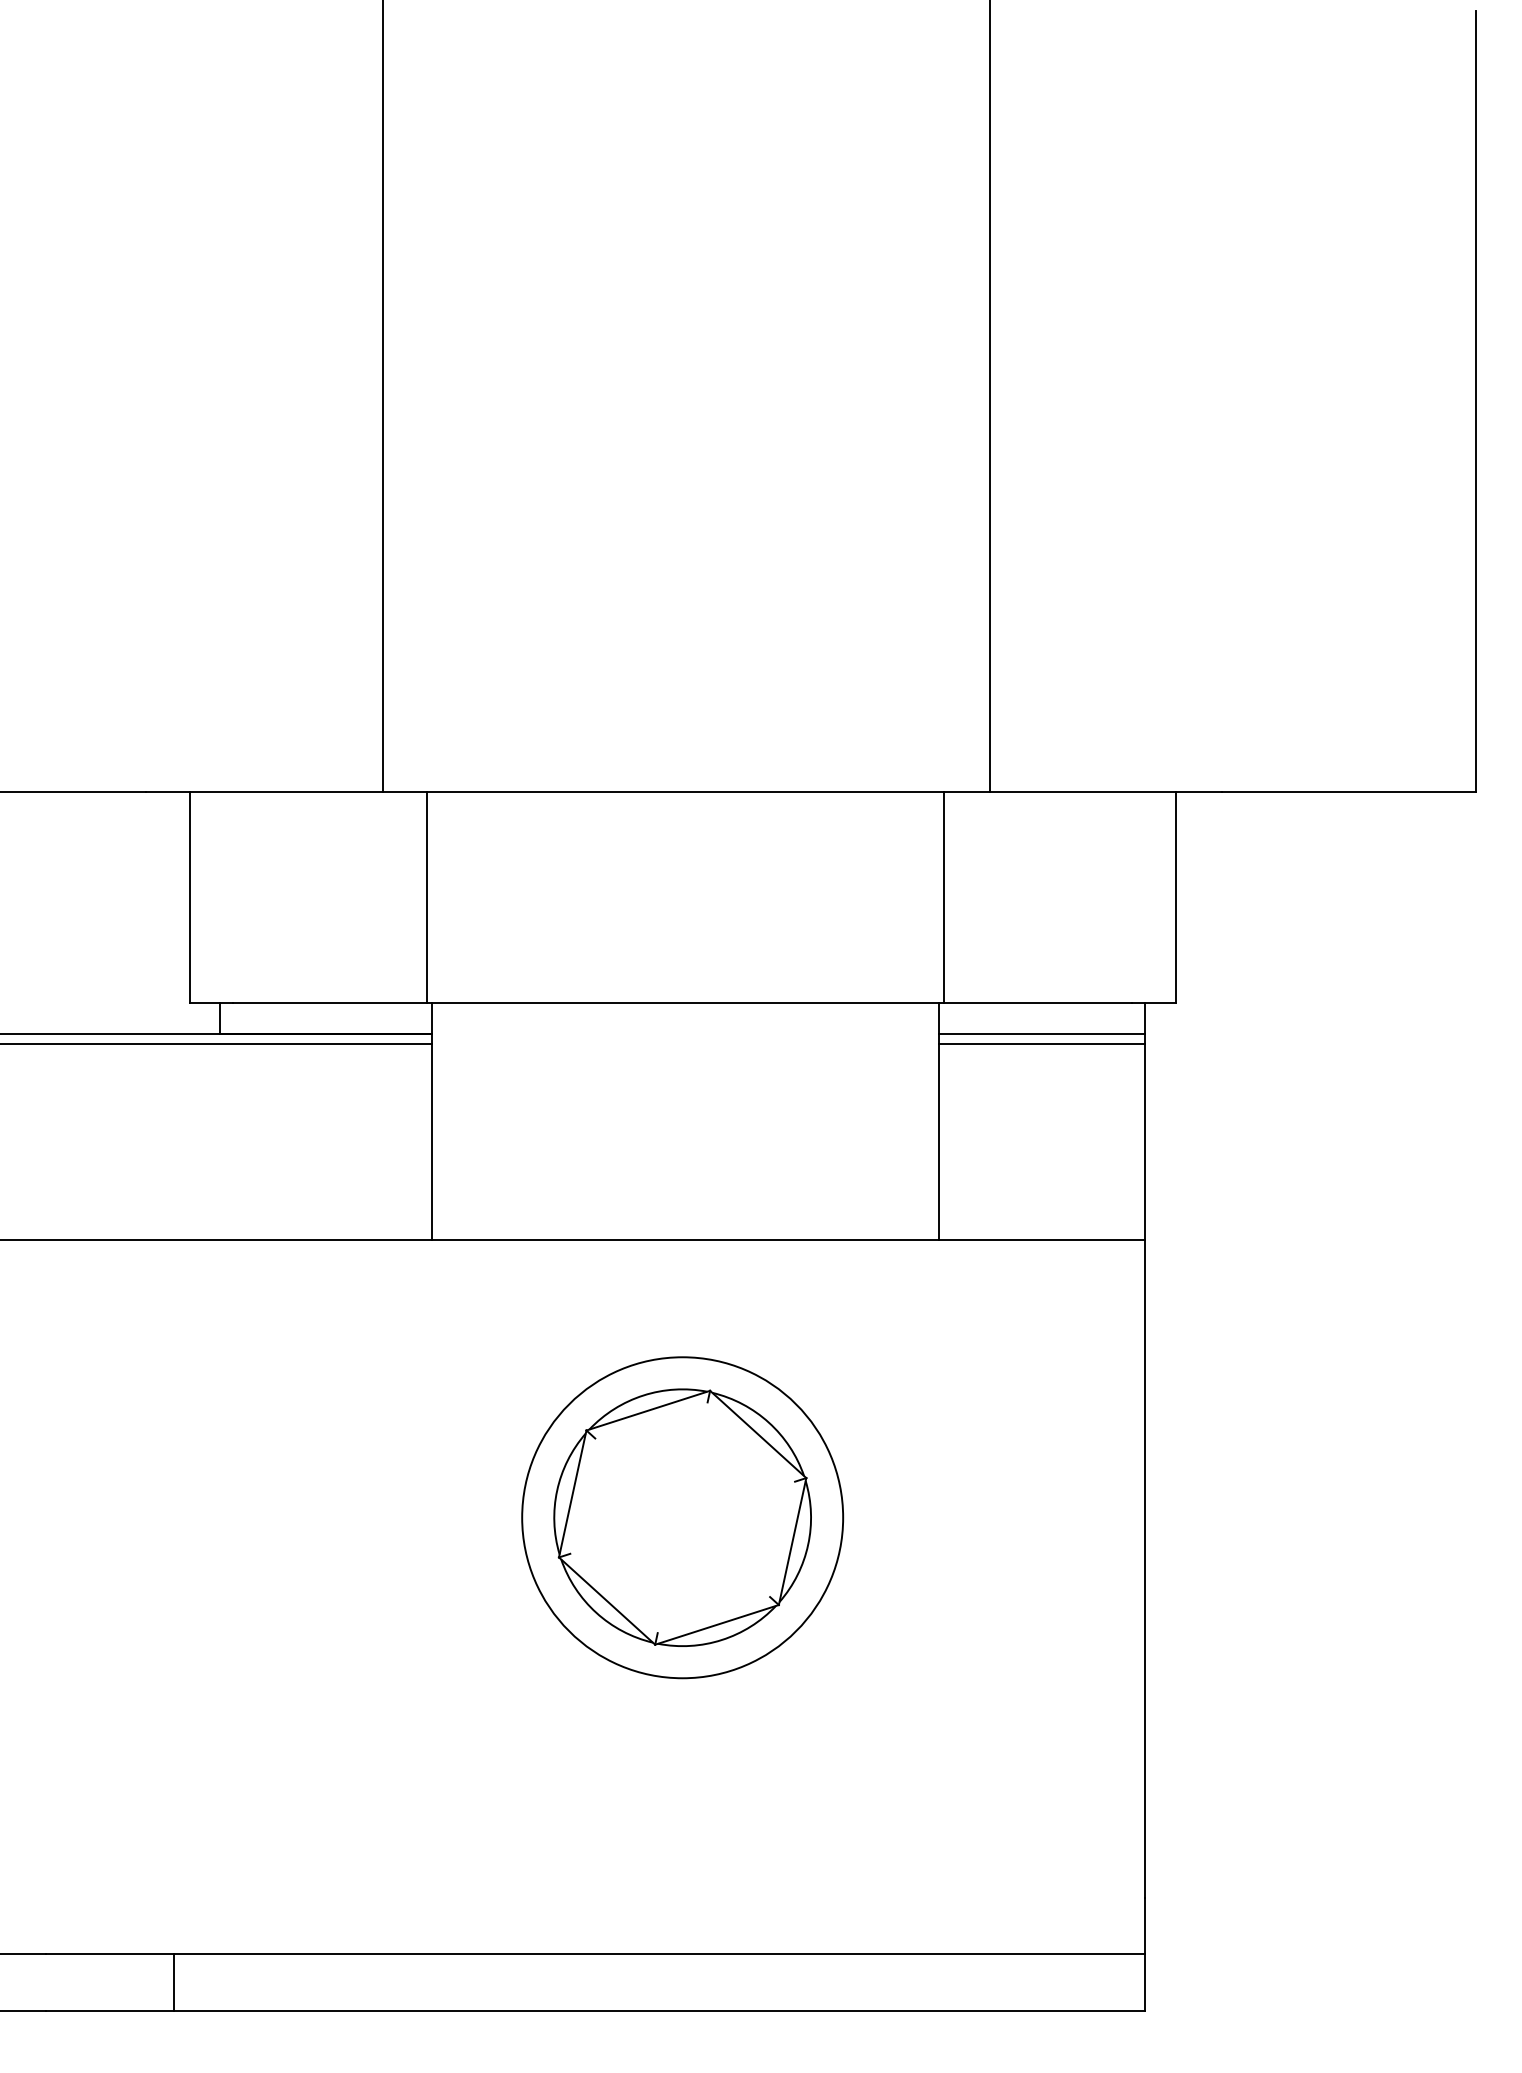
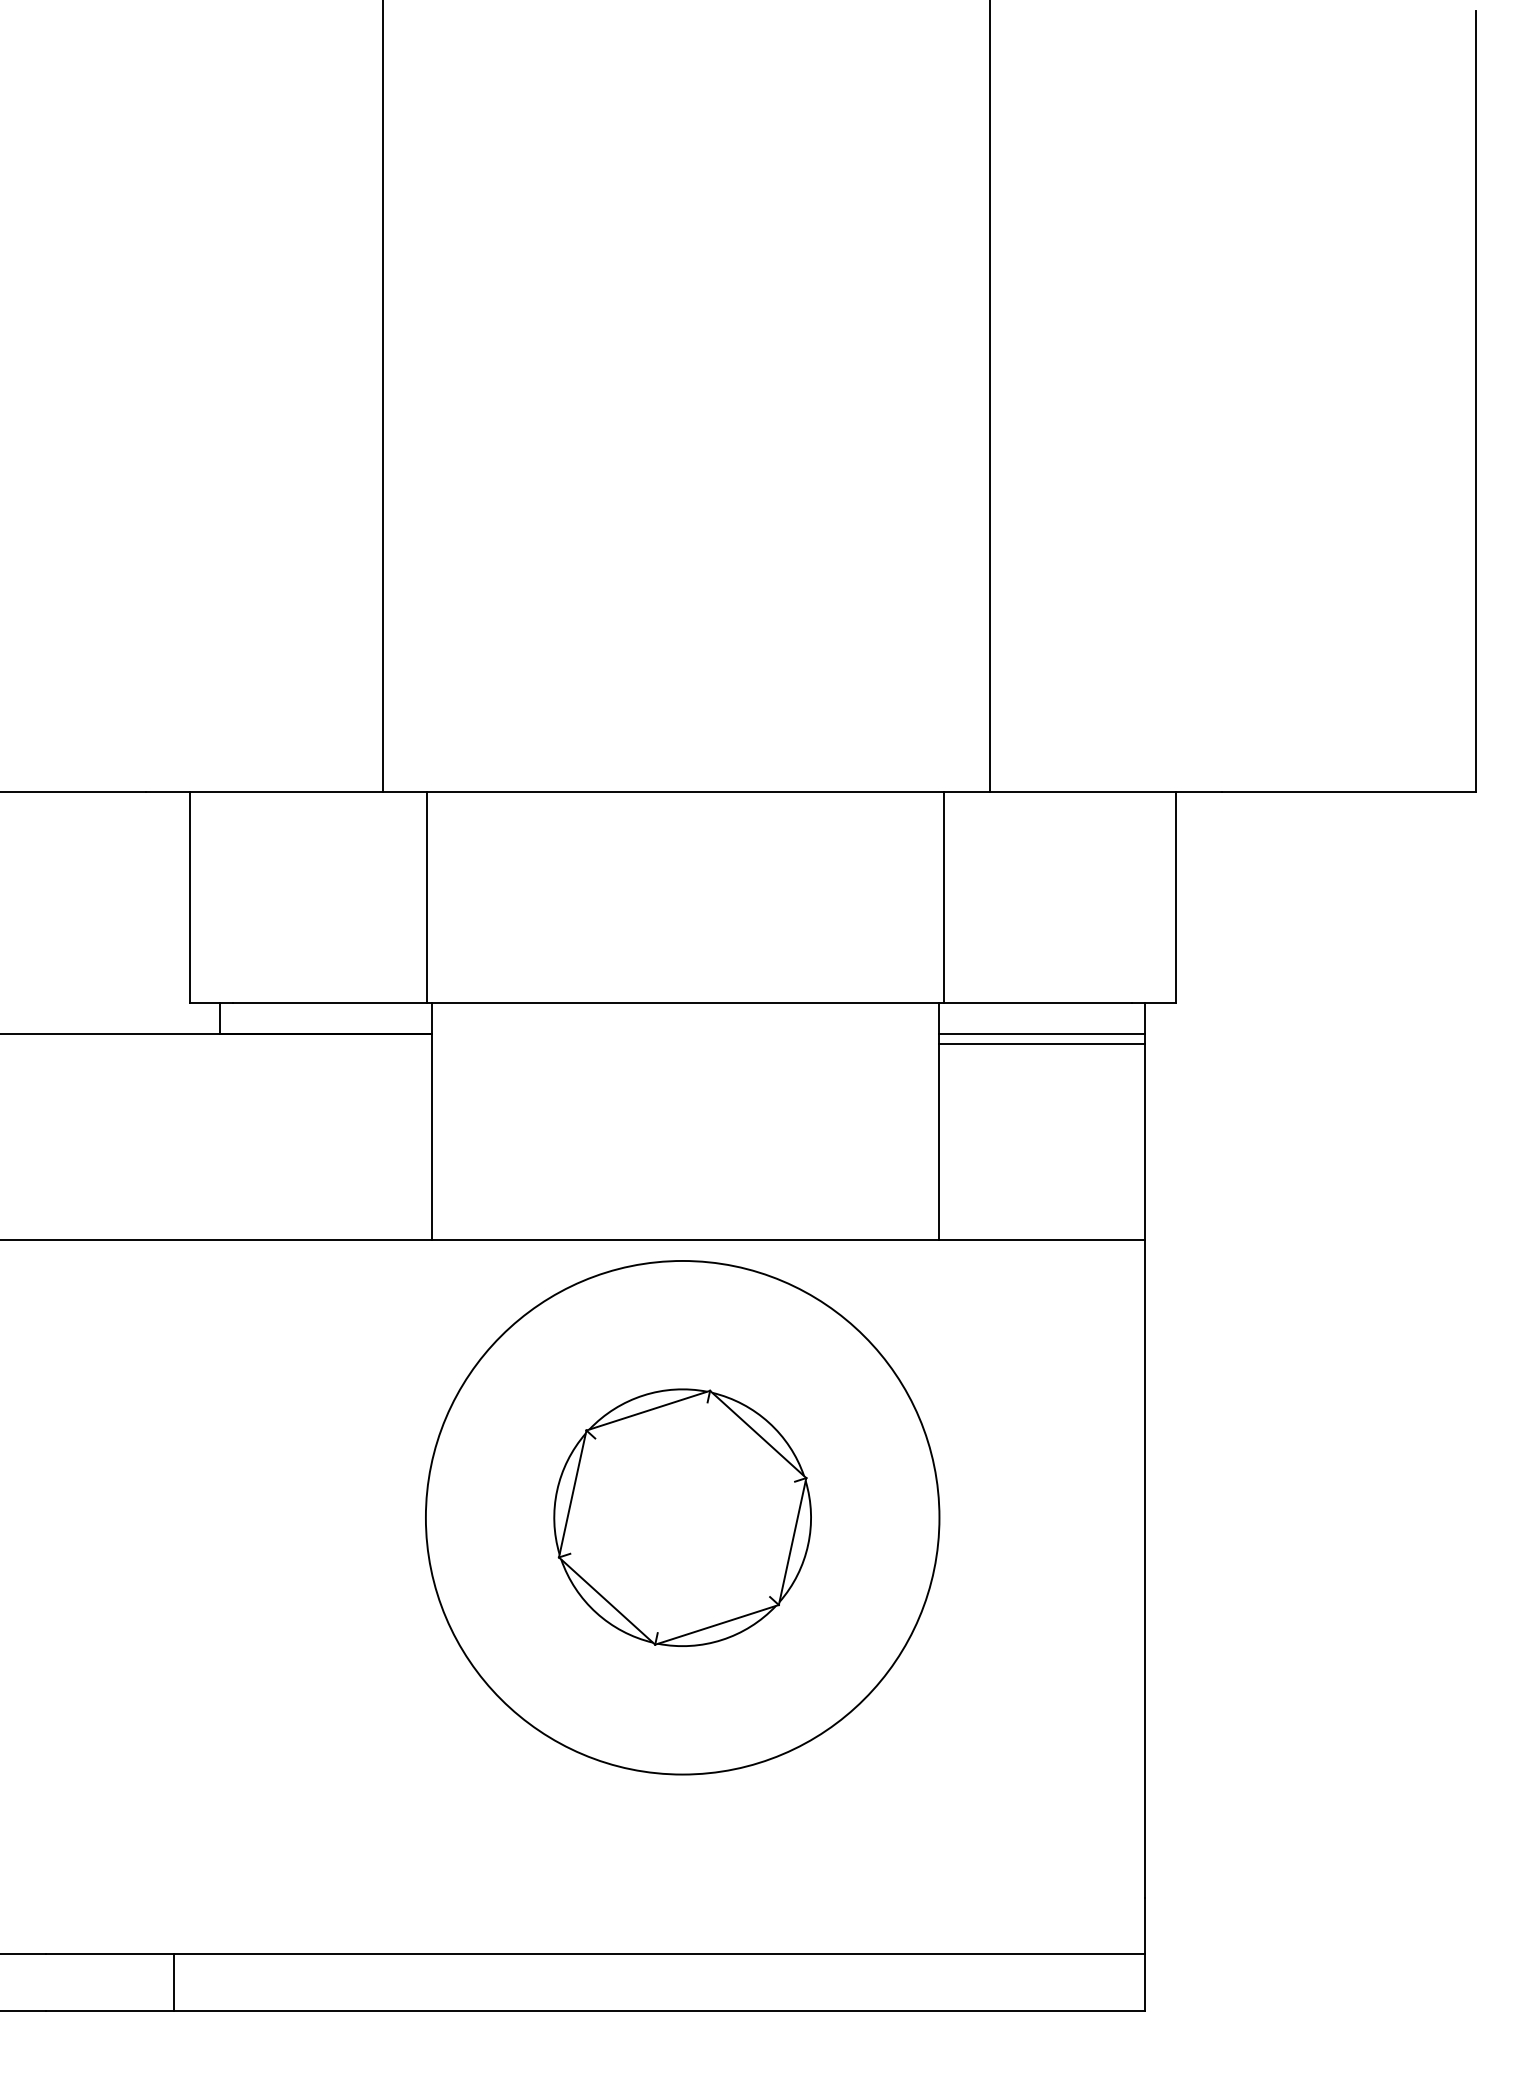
line: present -> none (217, 1044)
circle diameter: 321 px -> 514 px (682, 1517)
